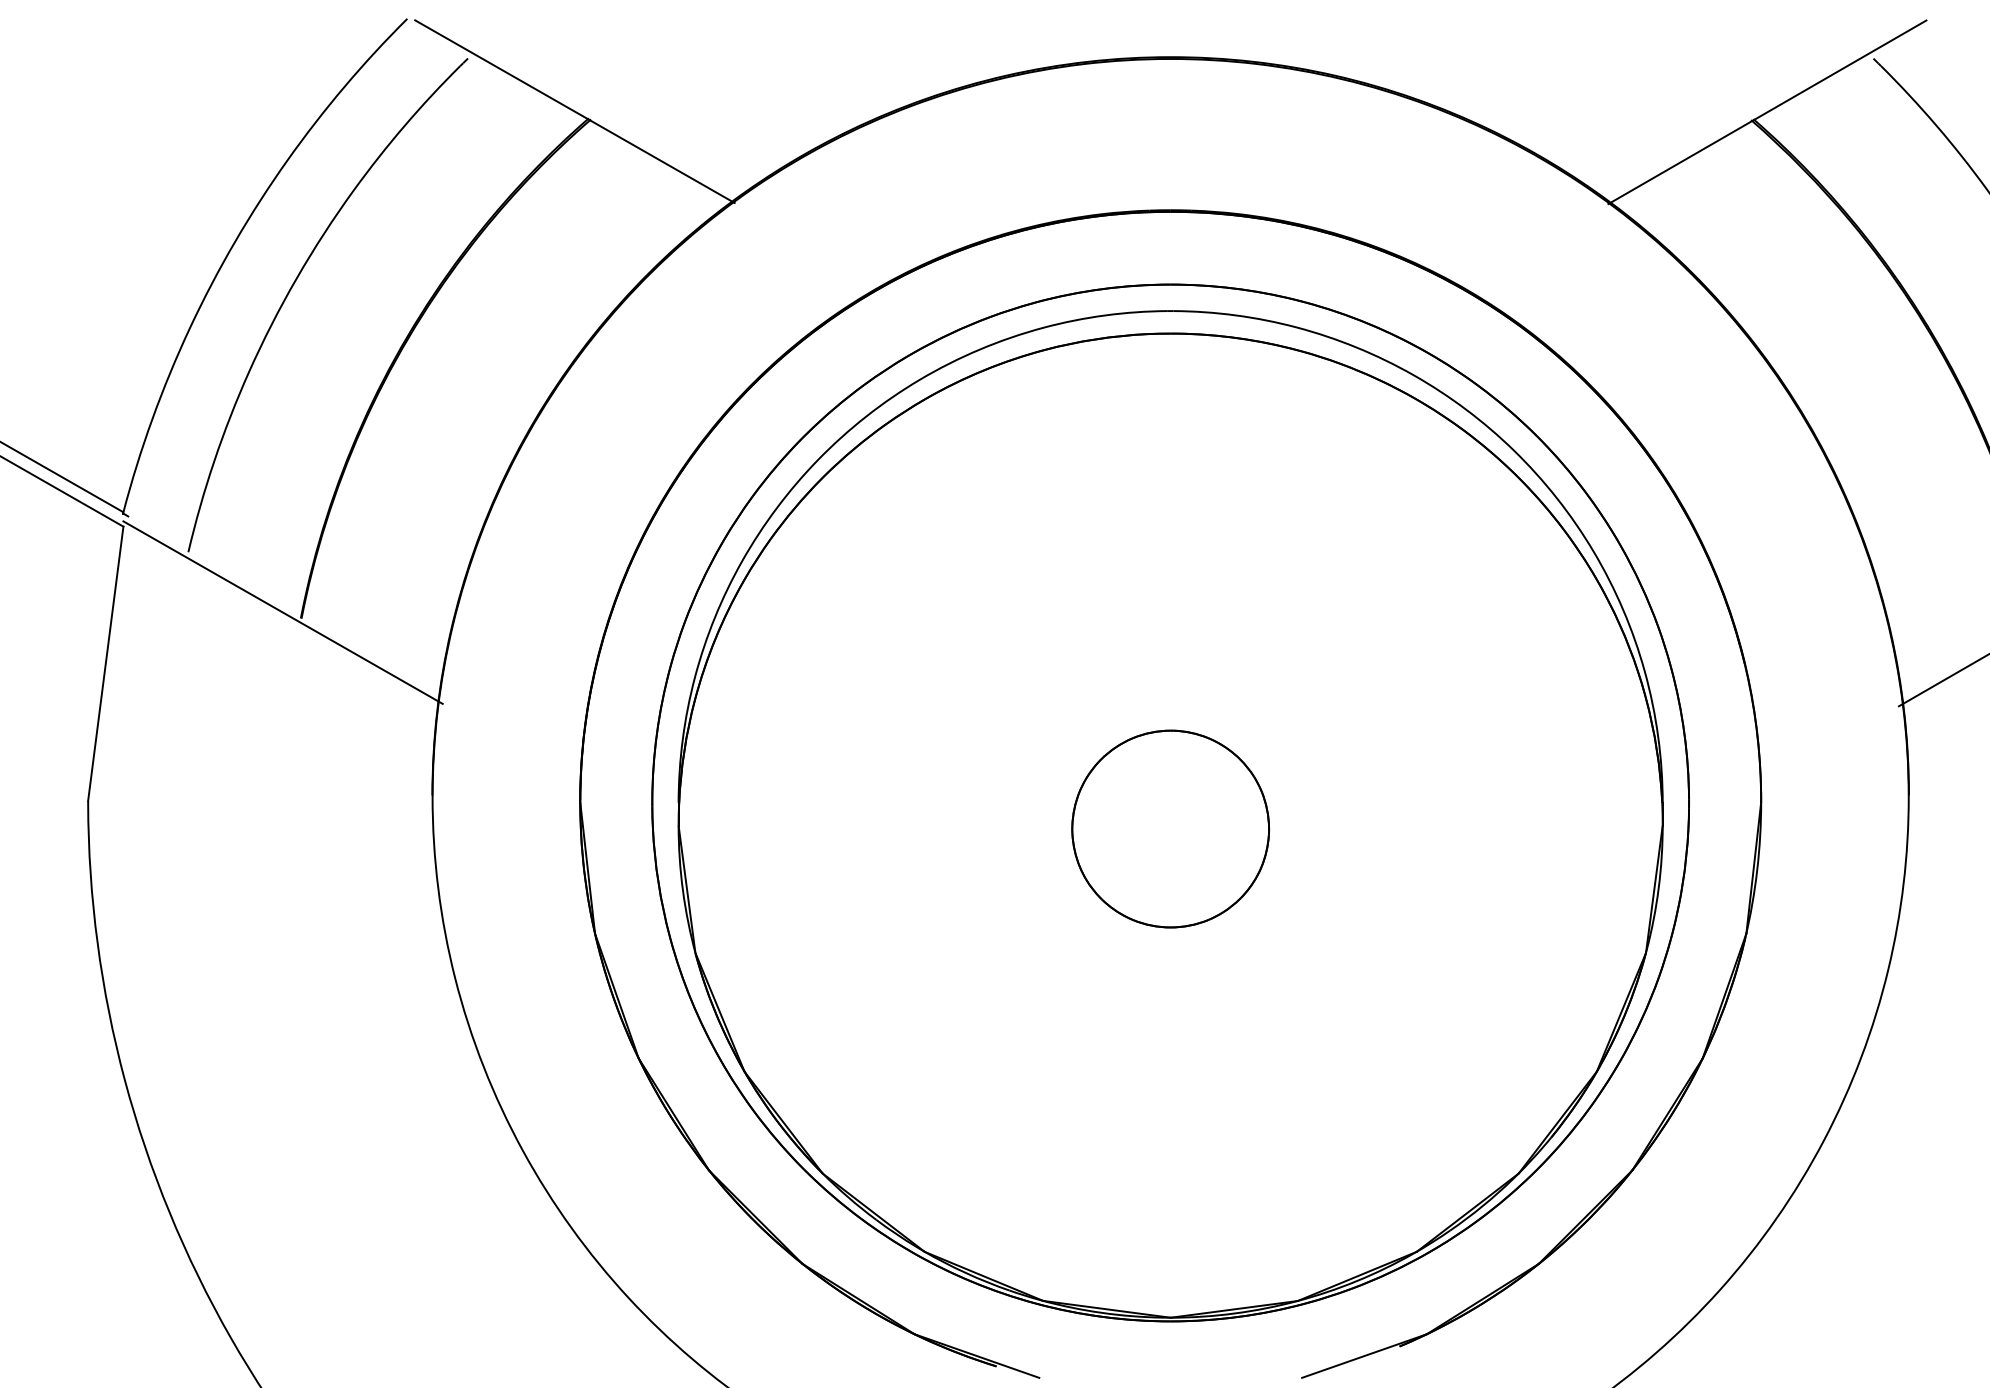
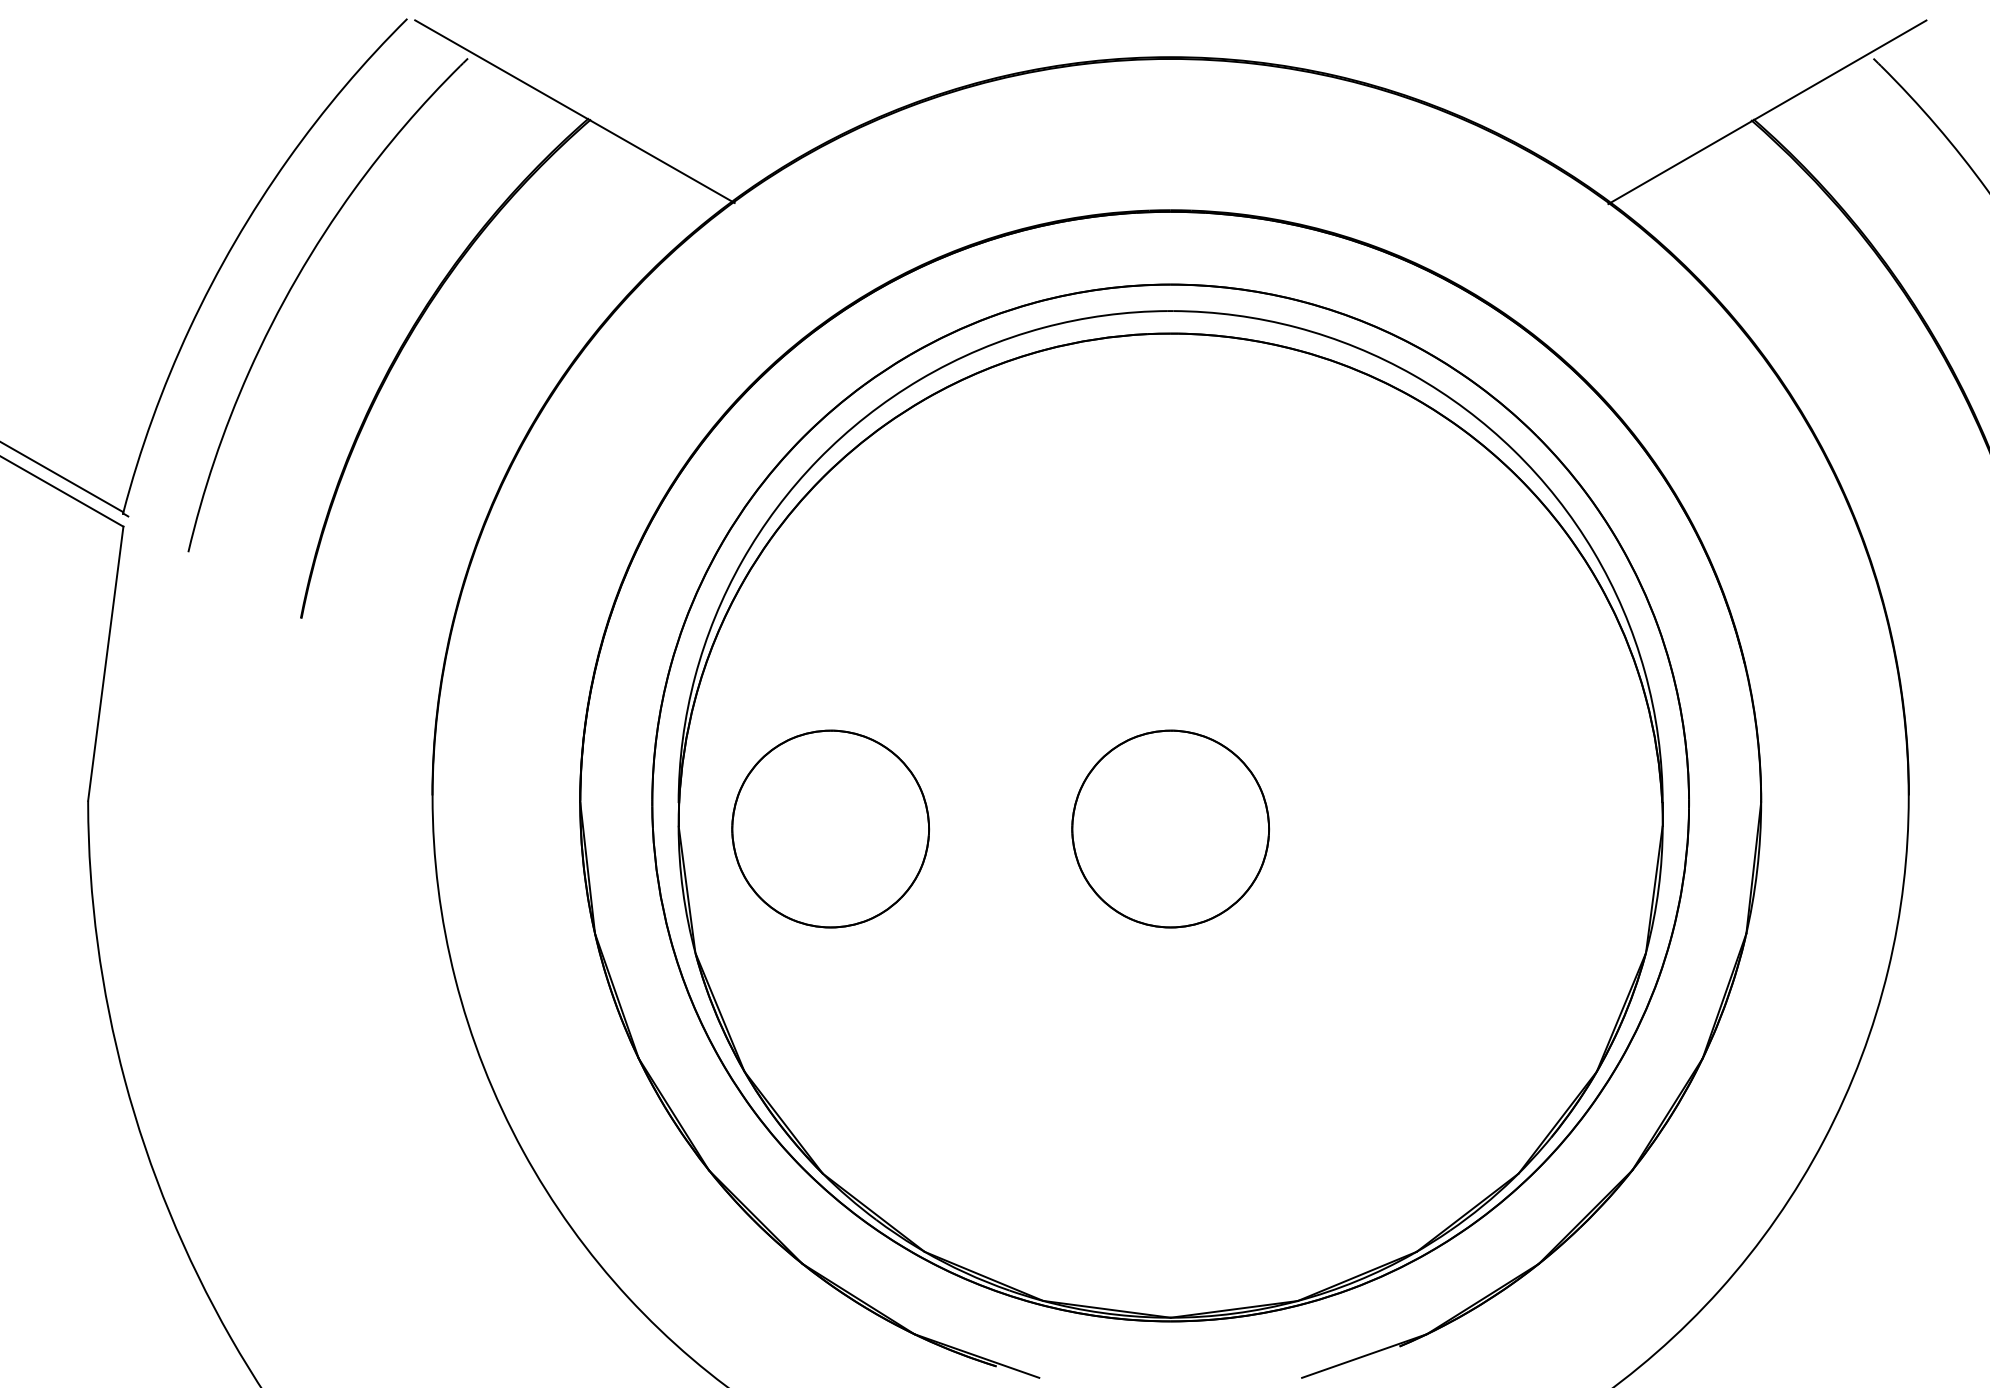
line: present -> none (282, 612)
line: present -> none (1942, 680)
part: none -> present (830, 828)
